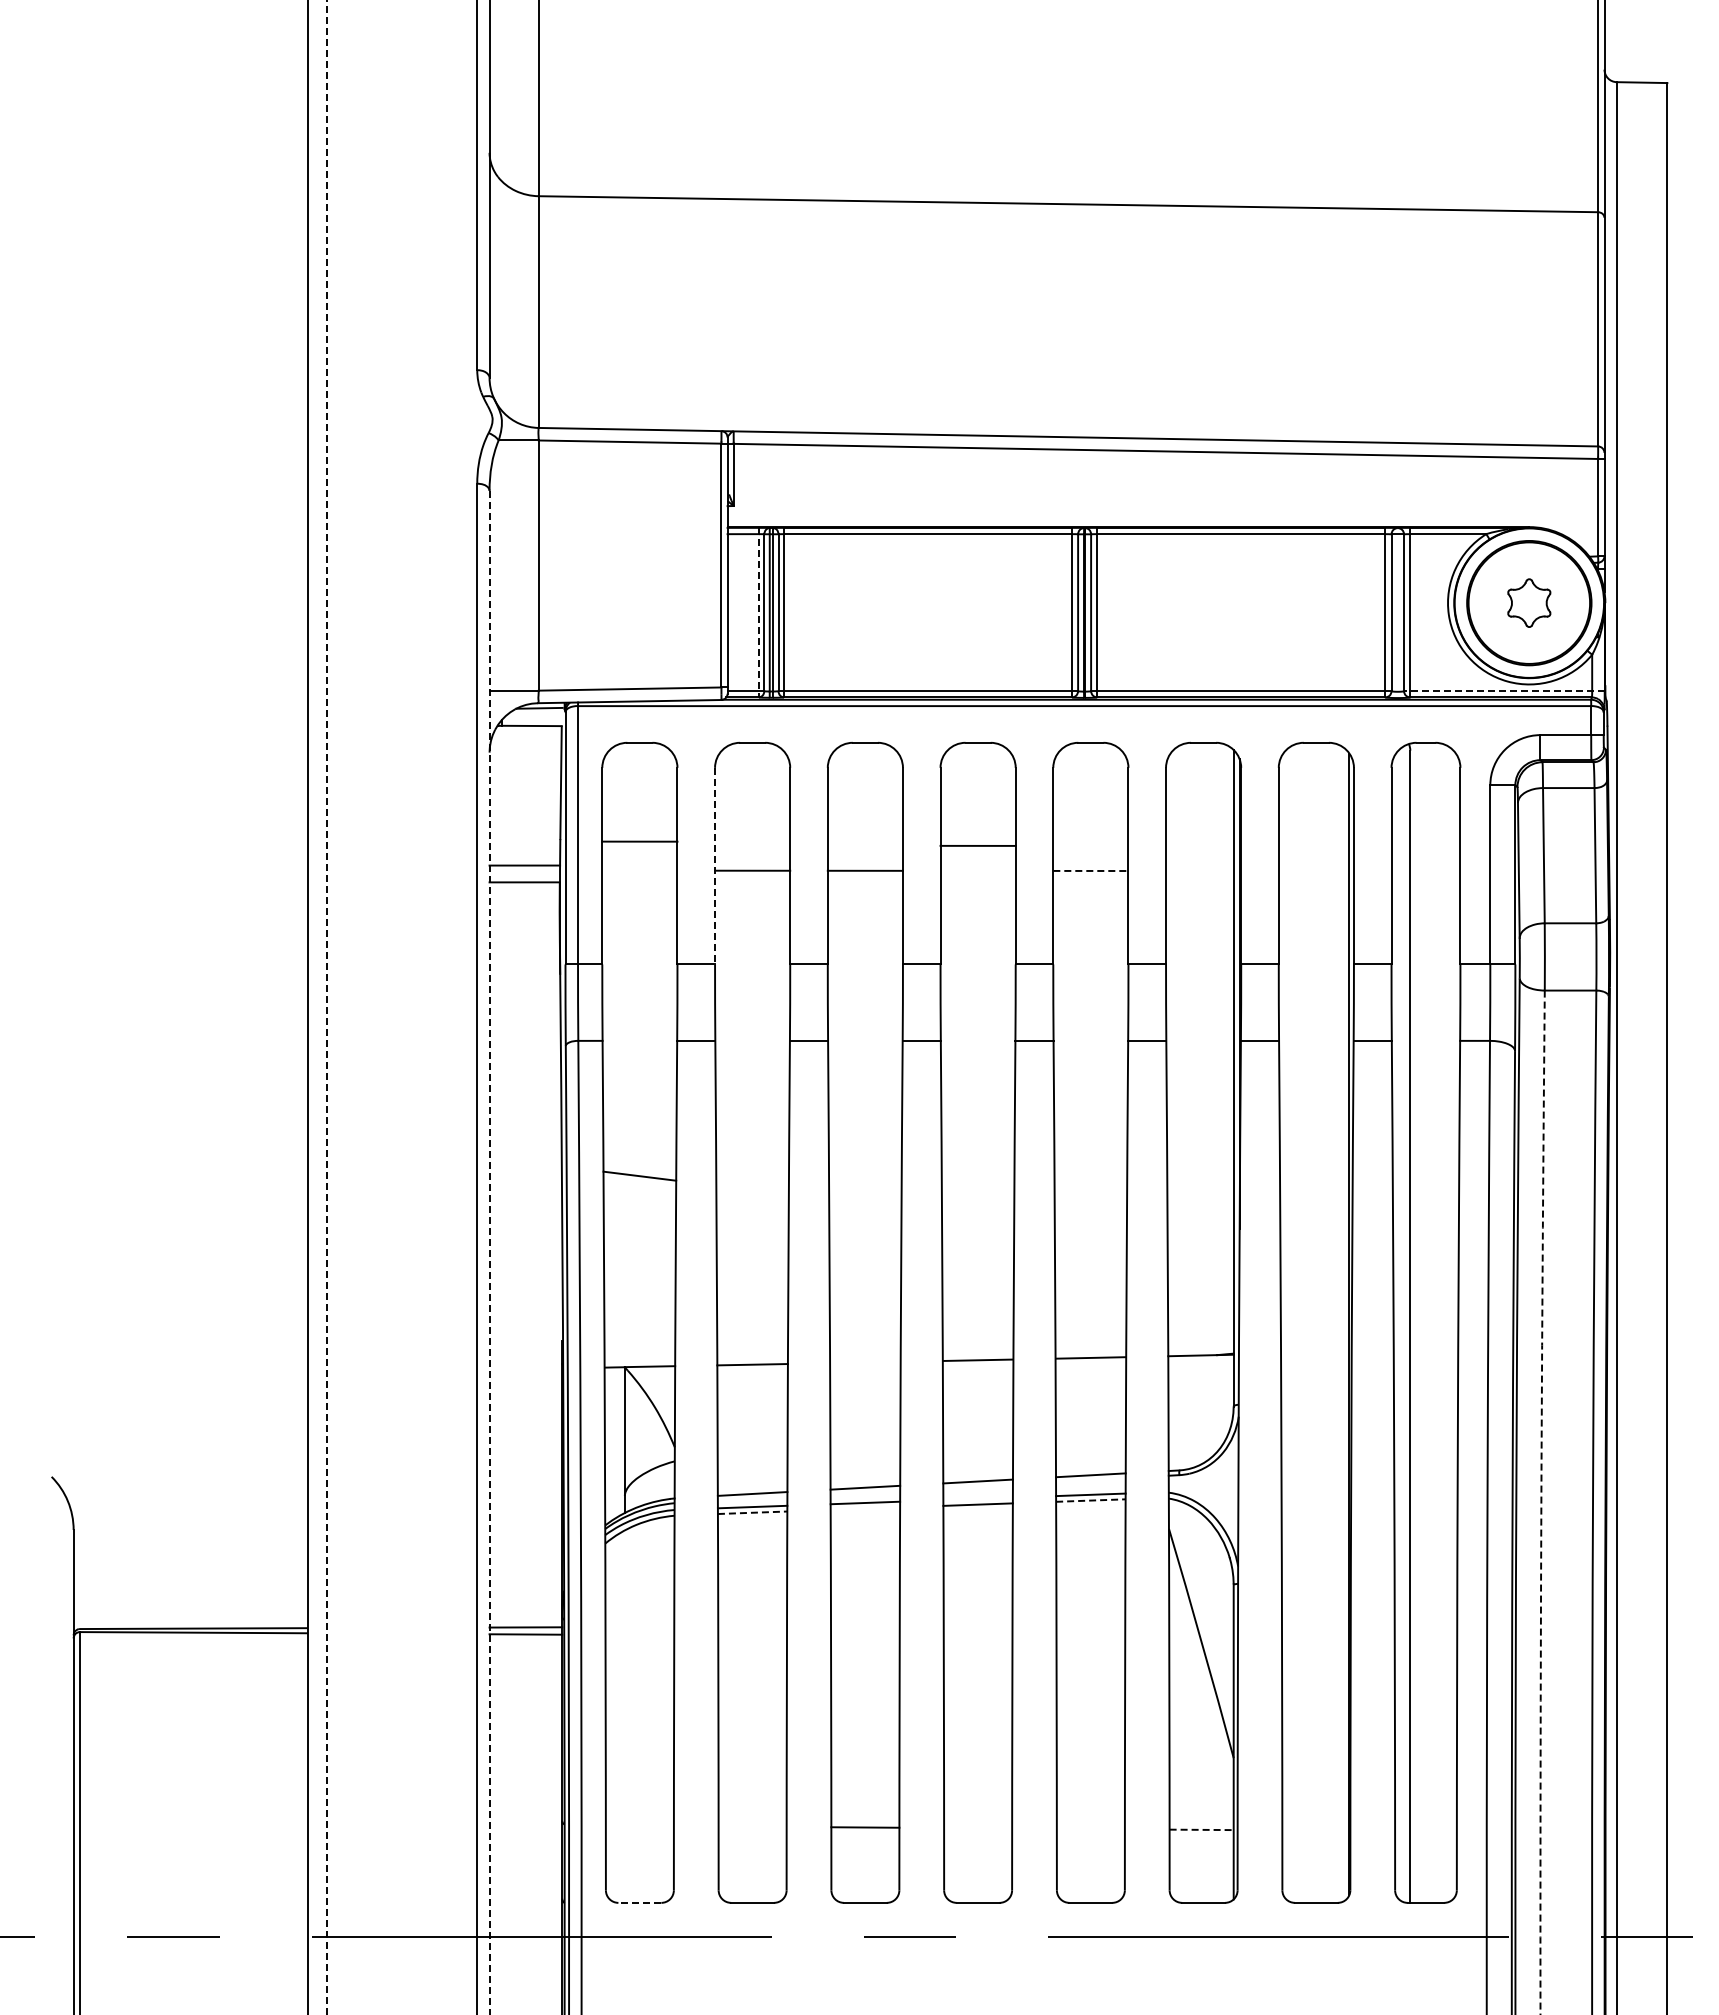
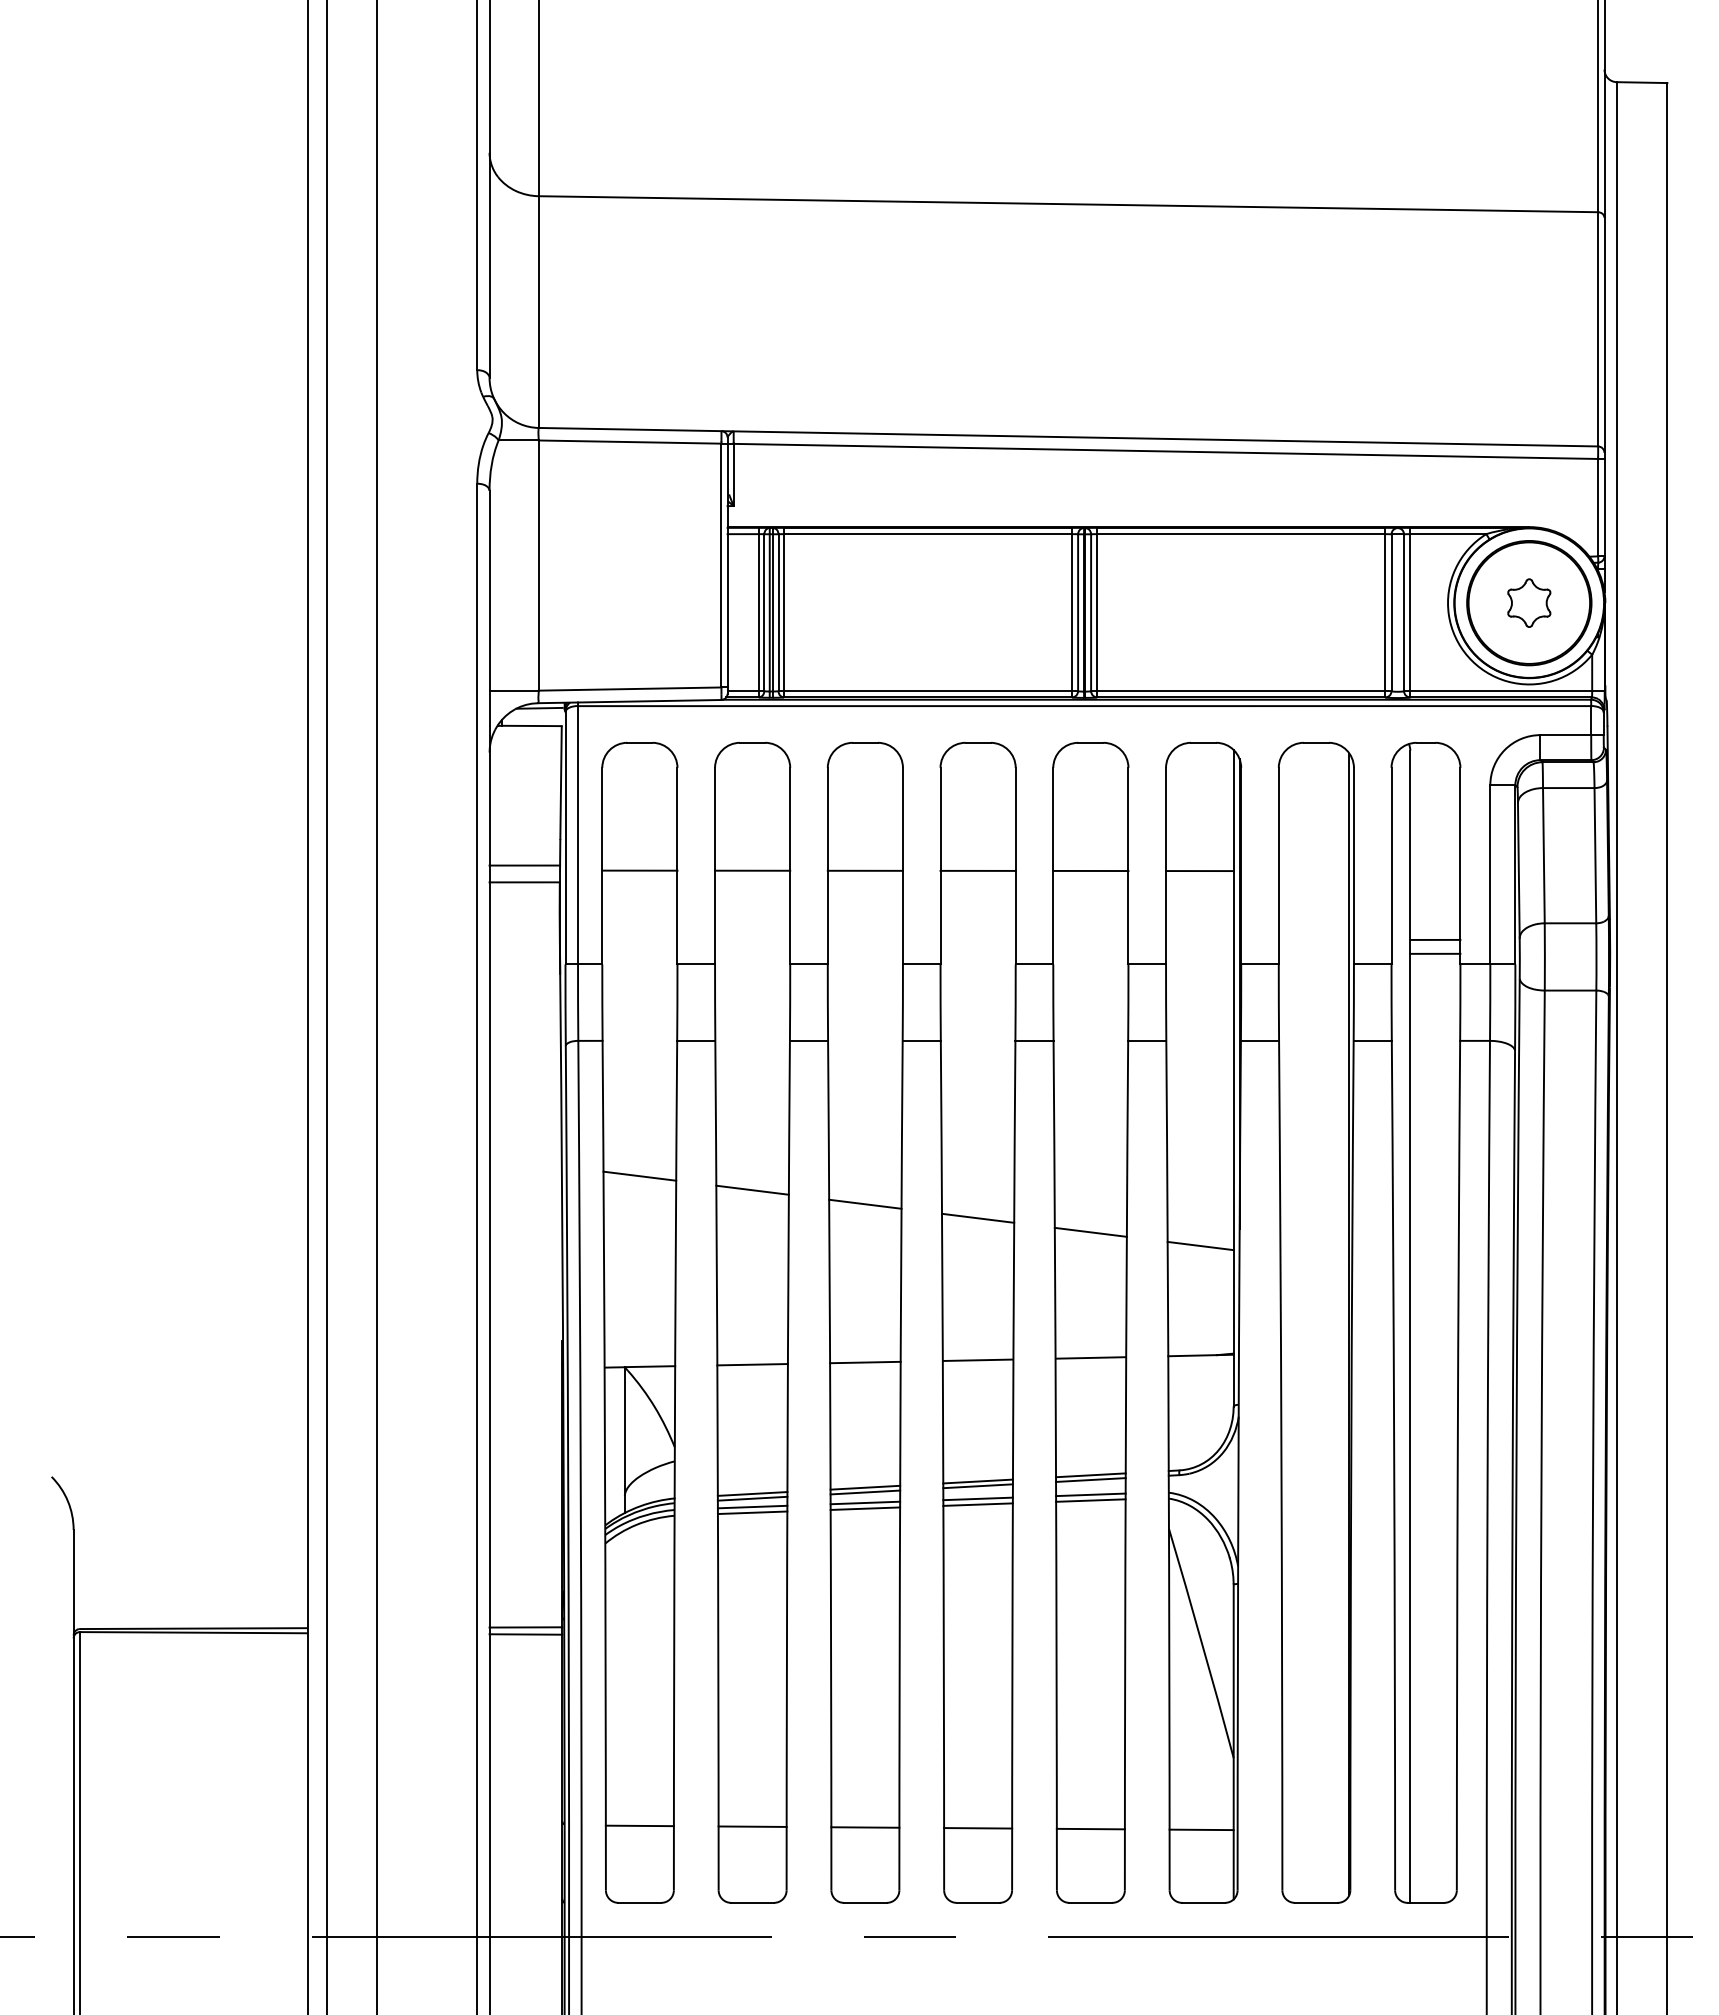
line: dashed -> solid (758, 612)
line: dashed -> solid (1503, 691)
line position: (639, 841) -> (639, 870) (639, 870)
line position: (977, 845) -> (977, 870) (977, 870)
line: dashed -> solid (715, 866)
line: dashed -> solid (1090, 870)
line: none -> present (1199, 871)
line: none -> present (1435, 939)
line: none -> present (1435, 953)
line: none -> present (376, 1006)
line: dashed -> solid (326, 1007)
line: none -> present (752, 1189)
line: none -> present (865, 1203)
line: none -> present (978, 1217)
line: none -> present (1090, 1231)
line: none -> present (1200, 1245)
line: dashed -> solid (489, 1252)
line: none -> present (865, 1362)
line: none -> present (1090, 1479)
line: none -> present (977, 1486)
line: none -> present (865, 1492)
line: none -> present (752, 1498)
line: none -> present (977, 1498)
line: dashed -> solid (1090, 1500)
arc: dashed -> solid (1541, 1502)
line: none -> present (865, 1508)
line: dashed -> solid (752, 1512)
line: none -> present (639, 1825)
line: none -> present (752, 1826)
line: none -> present (978, 1828)
line: none -> present (1090, 1828)
line: dashed -> solid (1202, 1829)
line: dashed -> solid (639, 1902)
